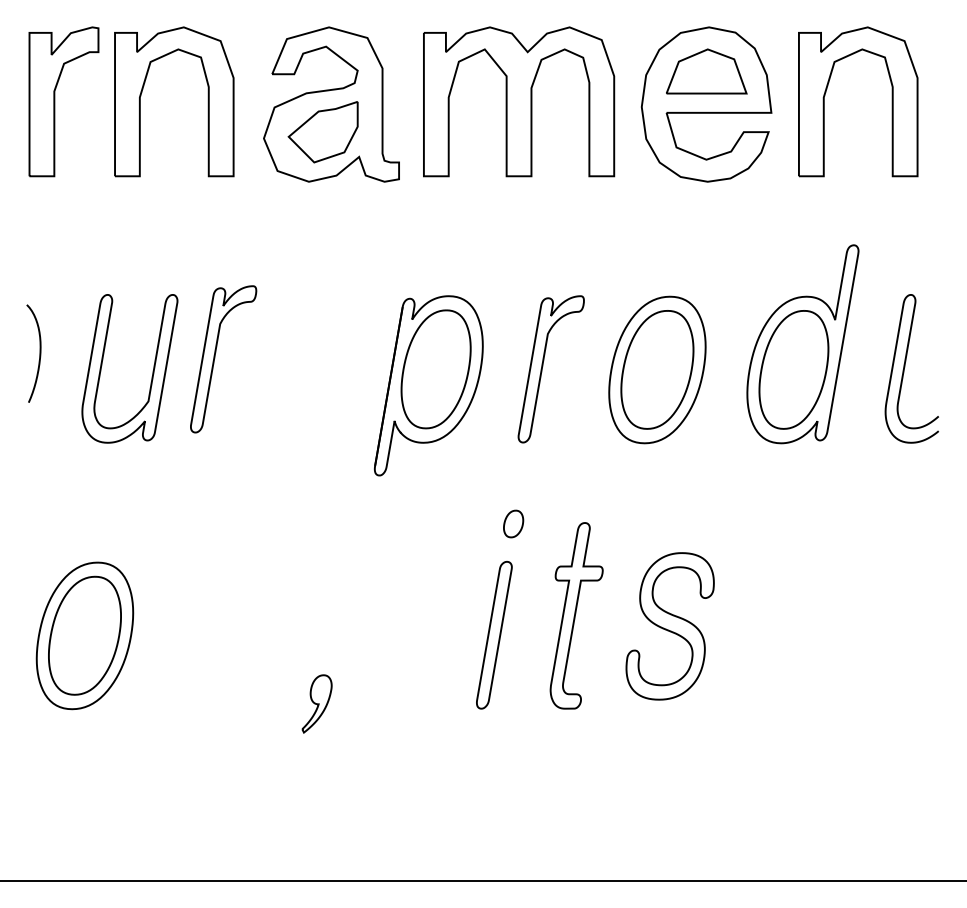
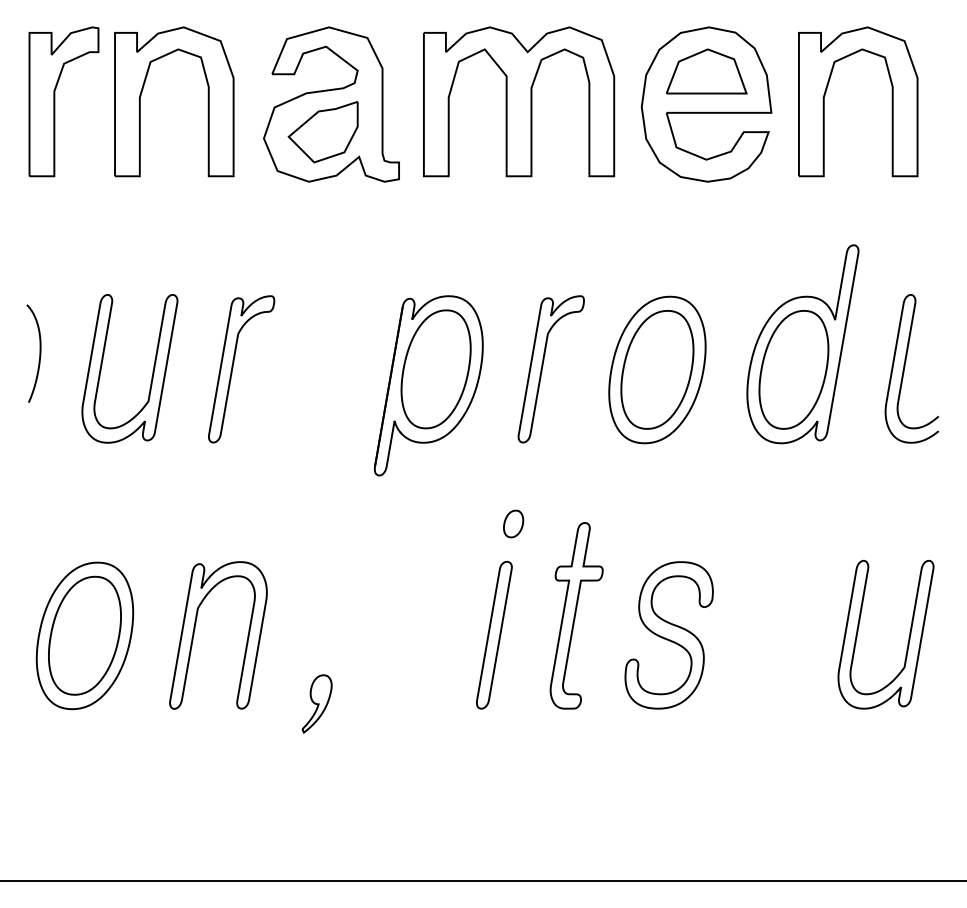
part position: (215, 358) -> (233, 368) (233, 368)
part position: (669, 626) -> (668, 635) (668, 635)
part: none -> present (195, 629)
part: none -> present (908, 637)
